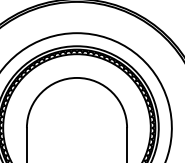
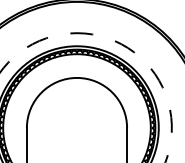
arc: solid -> dashed (122, 44)
